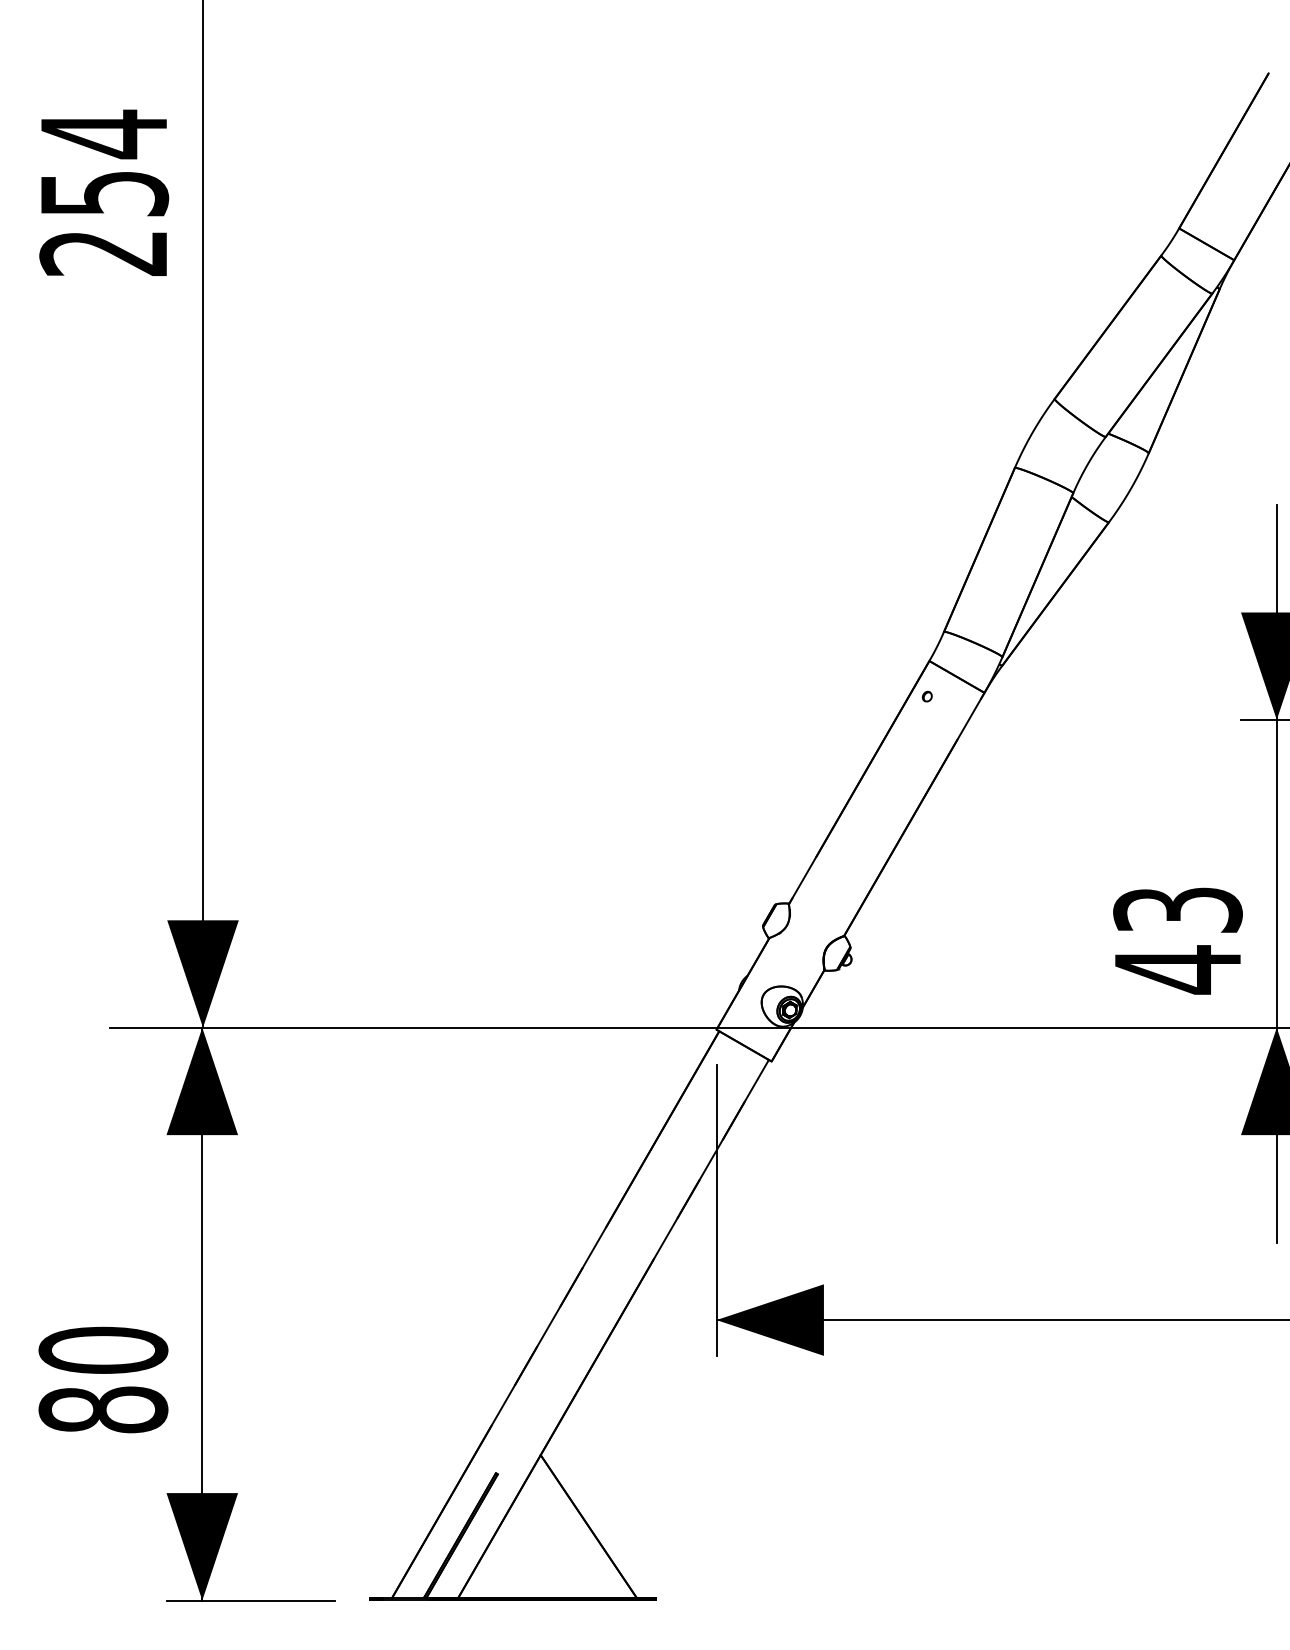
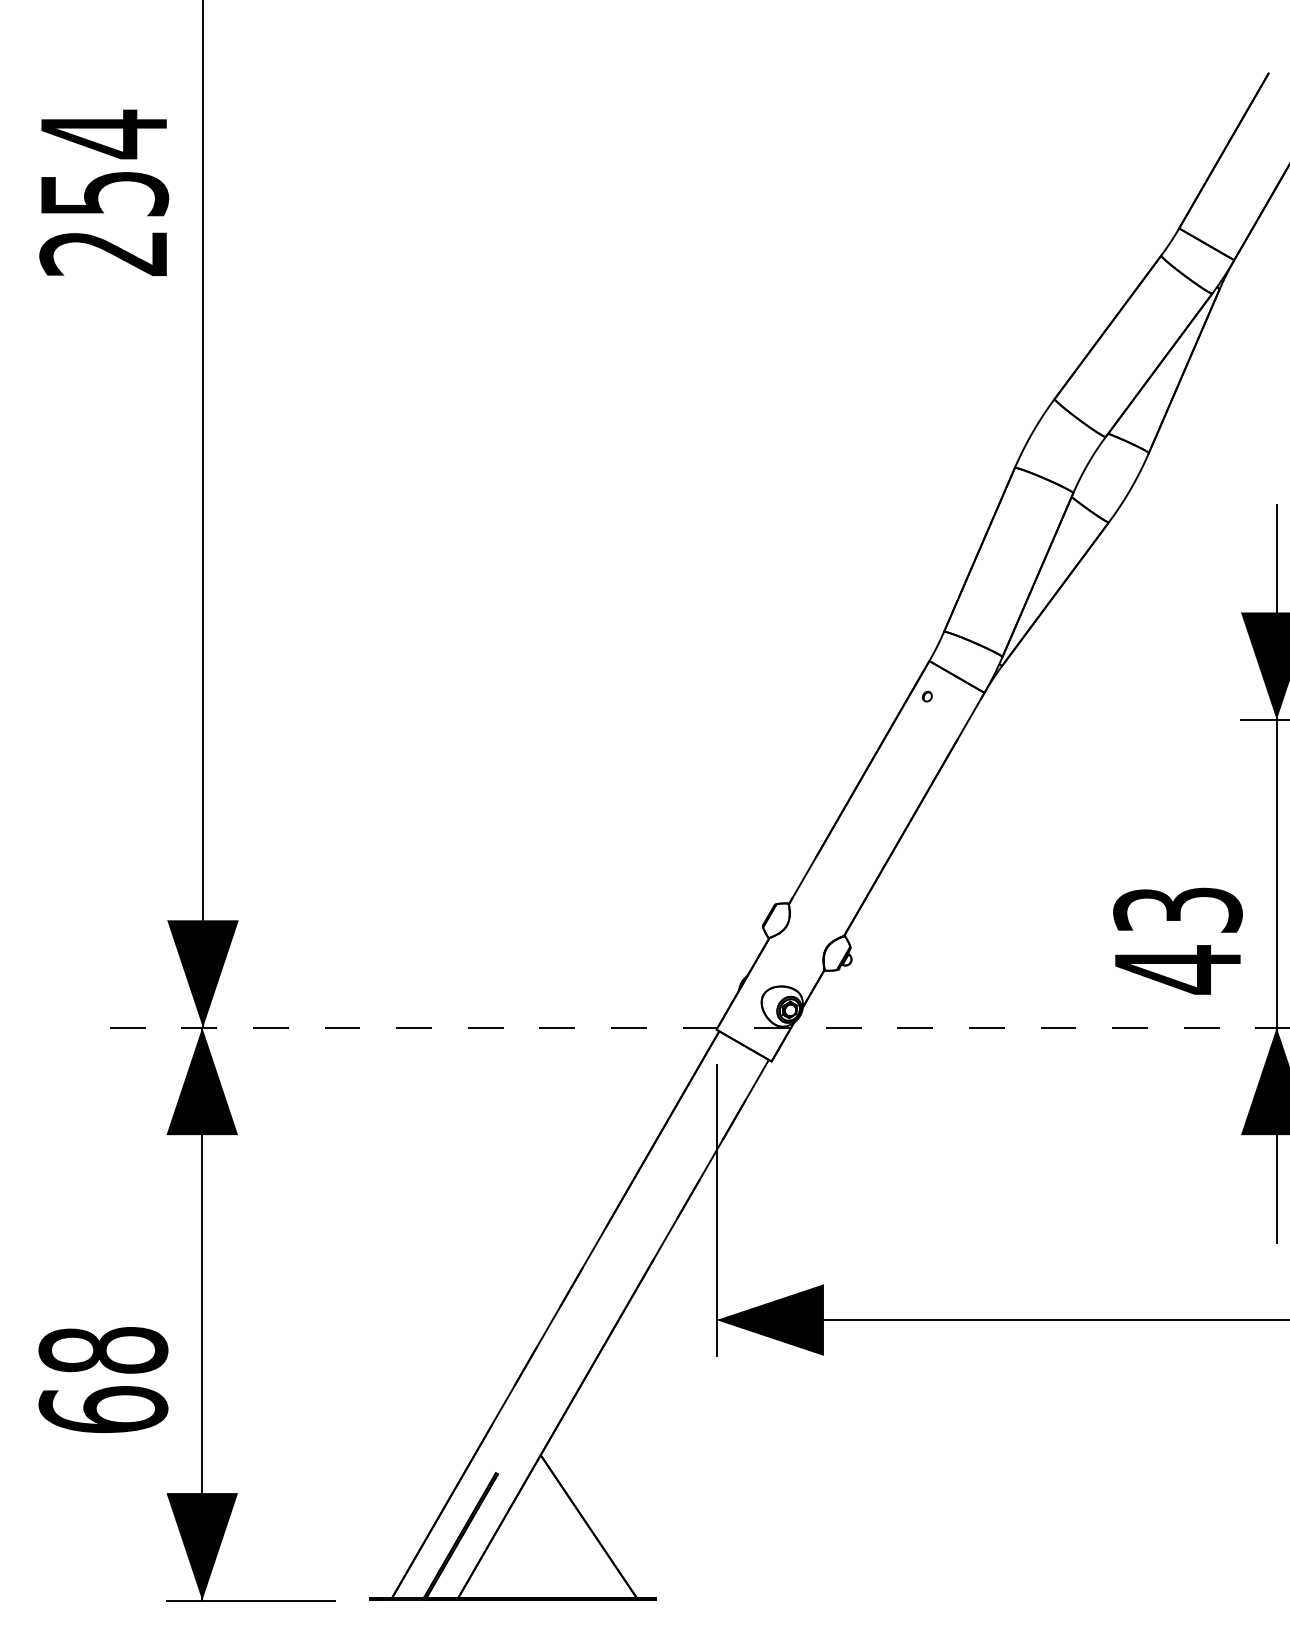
line: solid -> dashed (699, 1027)
text: 80 -> 68 (103, 1379)
